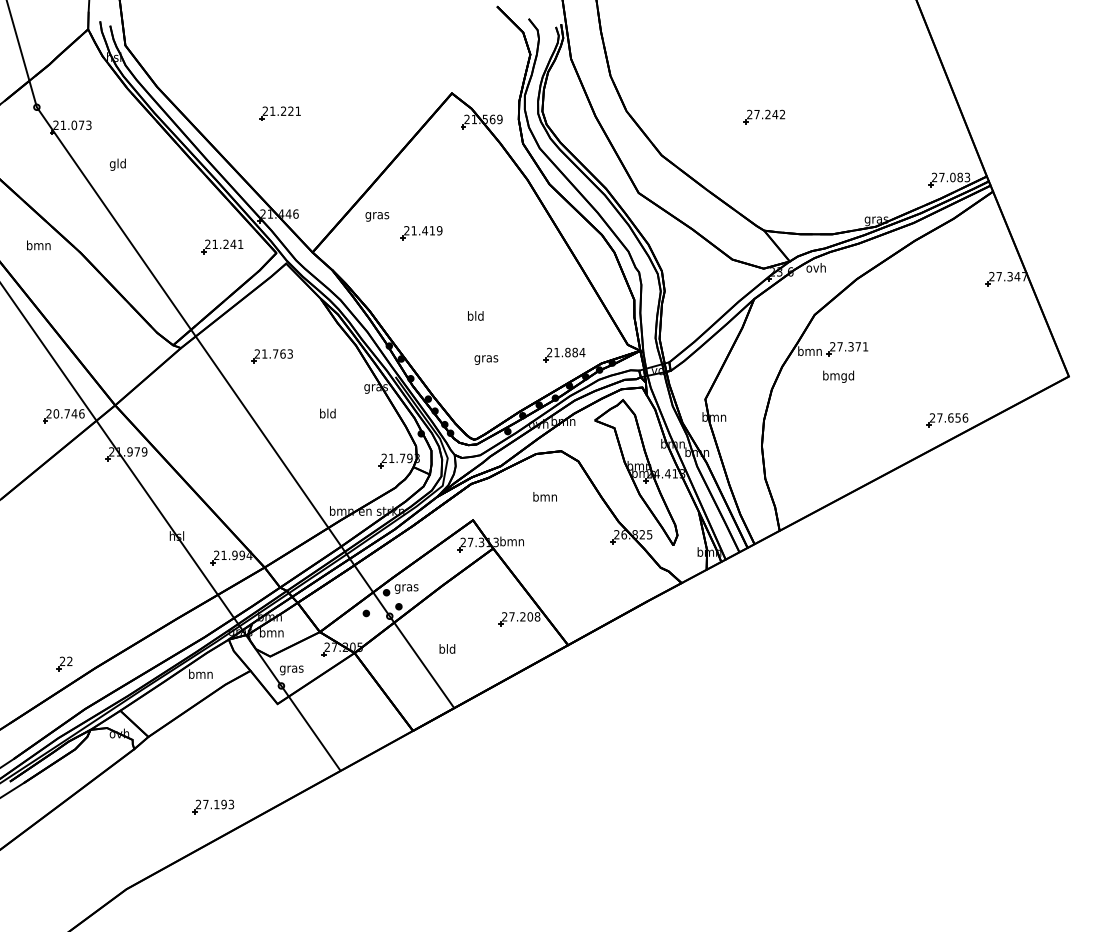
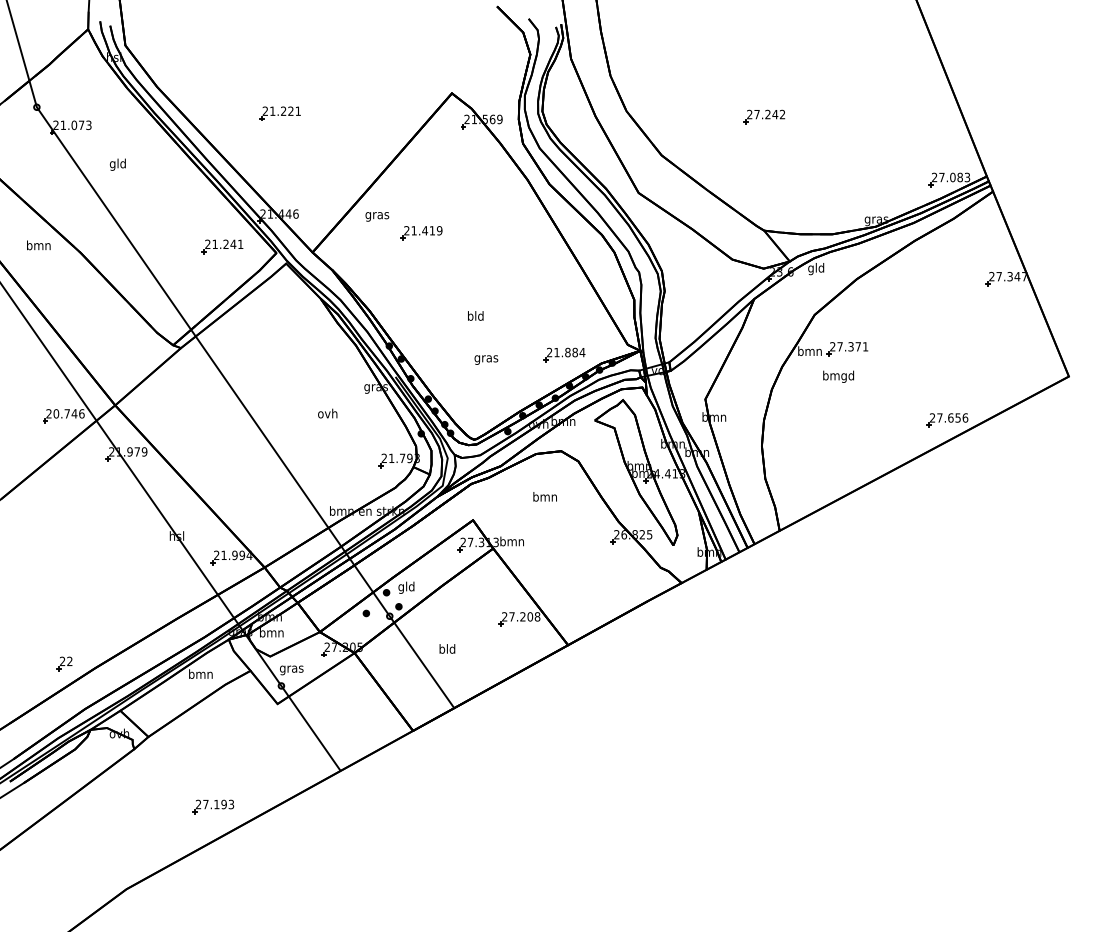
text: ovh -> gld (815, 269)
part: present -> none (271, 356)
text: bld -> ovh (327, 413)
text: gras -> gld (406, 587)
